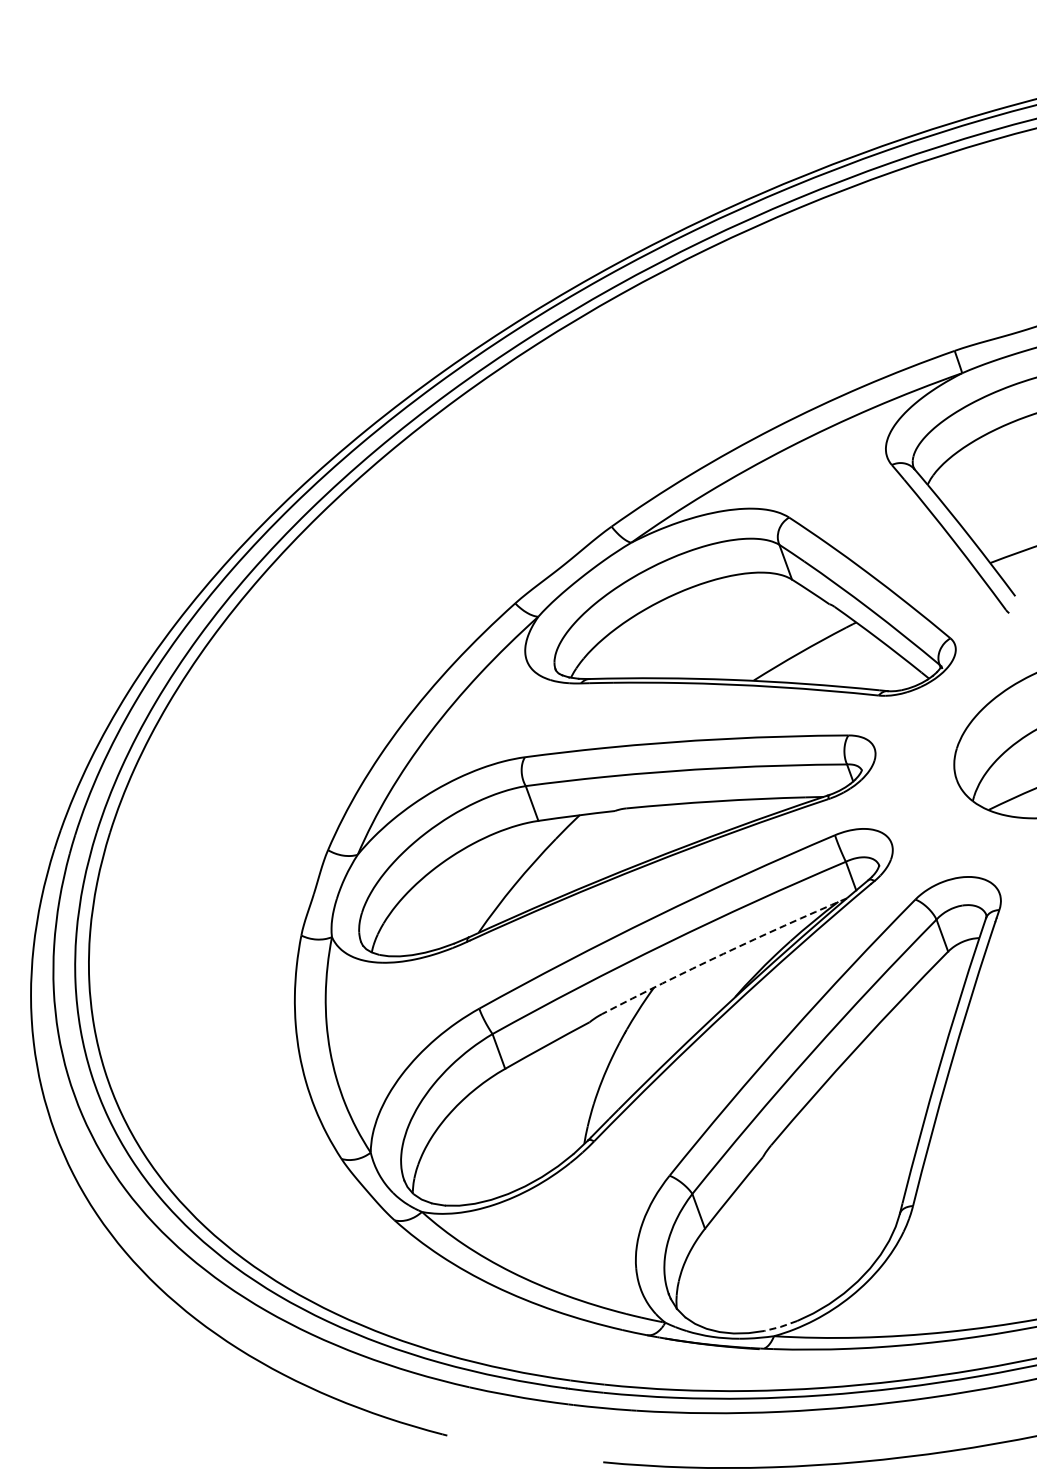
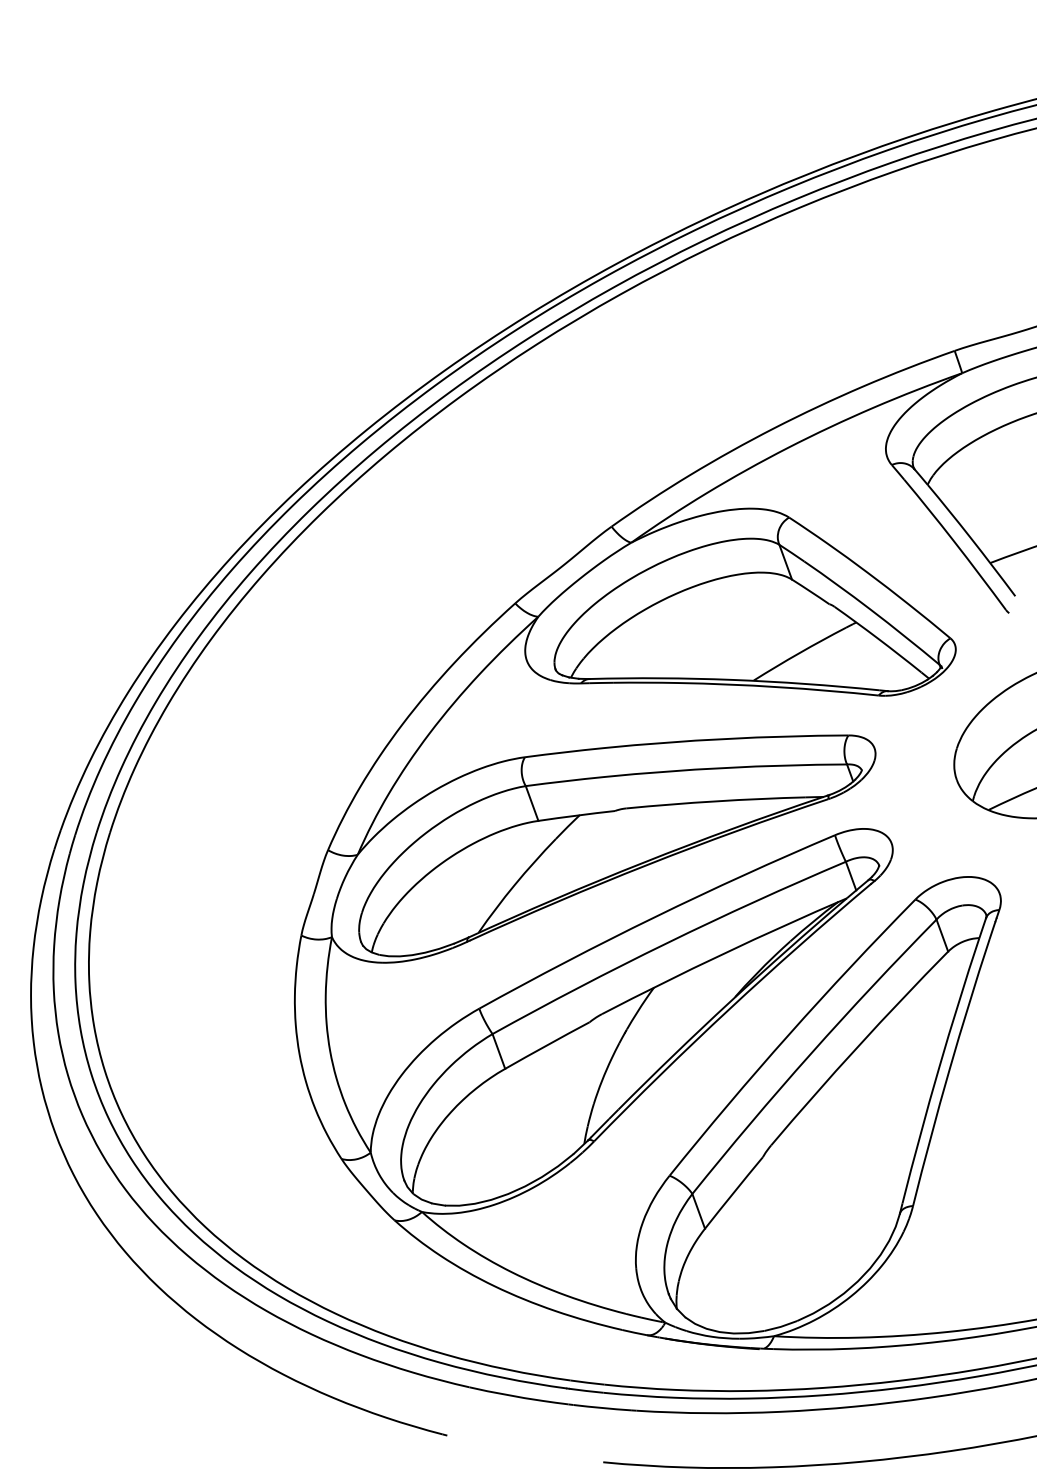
arc: dashed -> solid (723, 953)
line: dashed -> solid (780, 1326)
